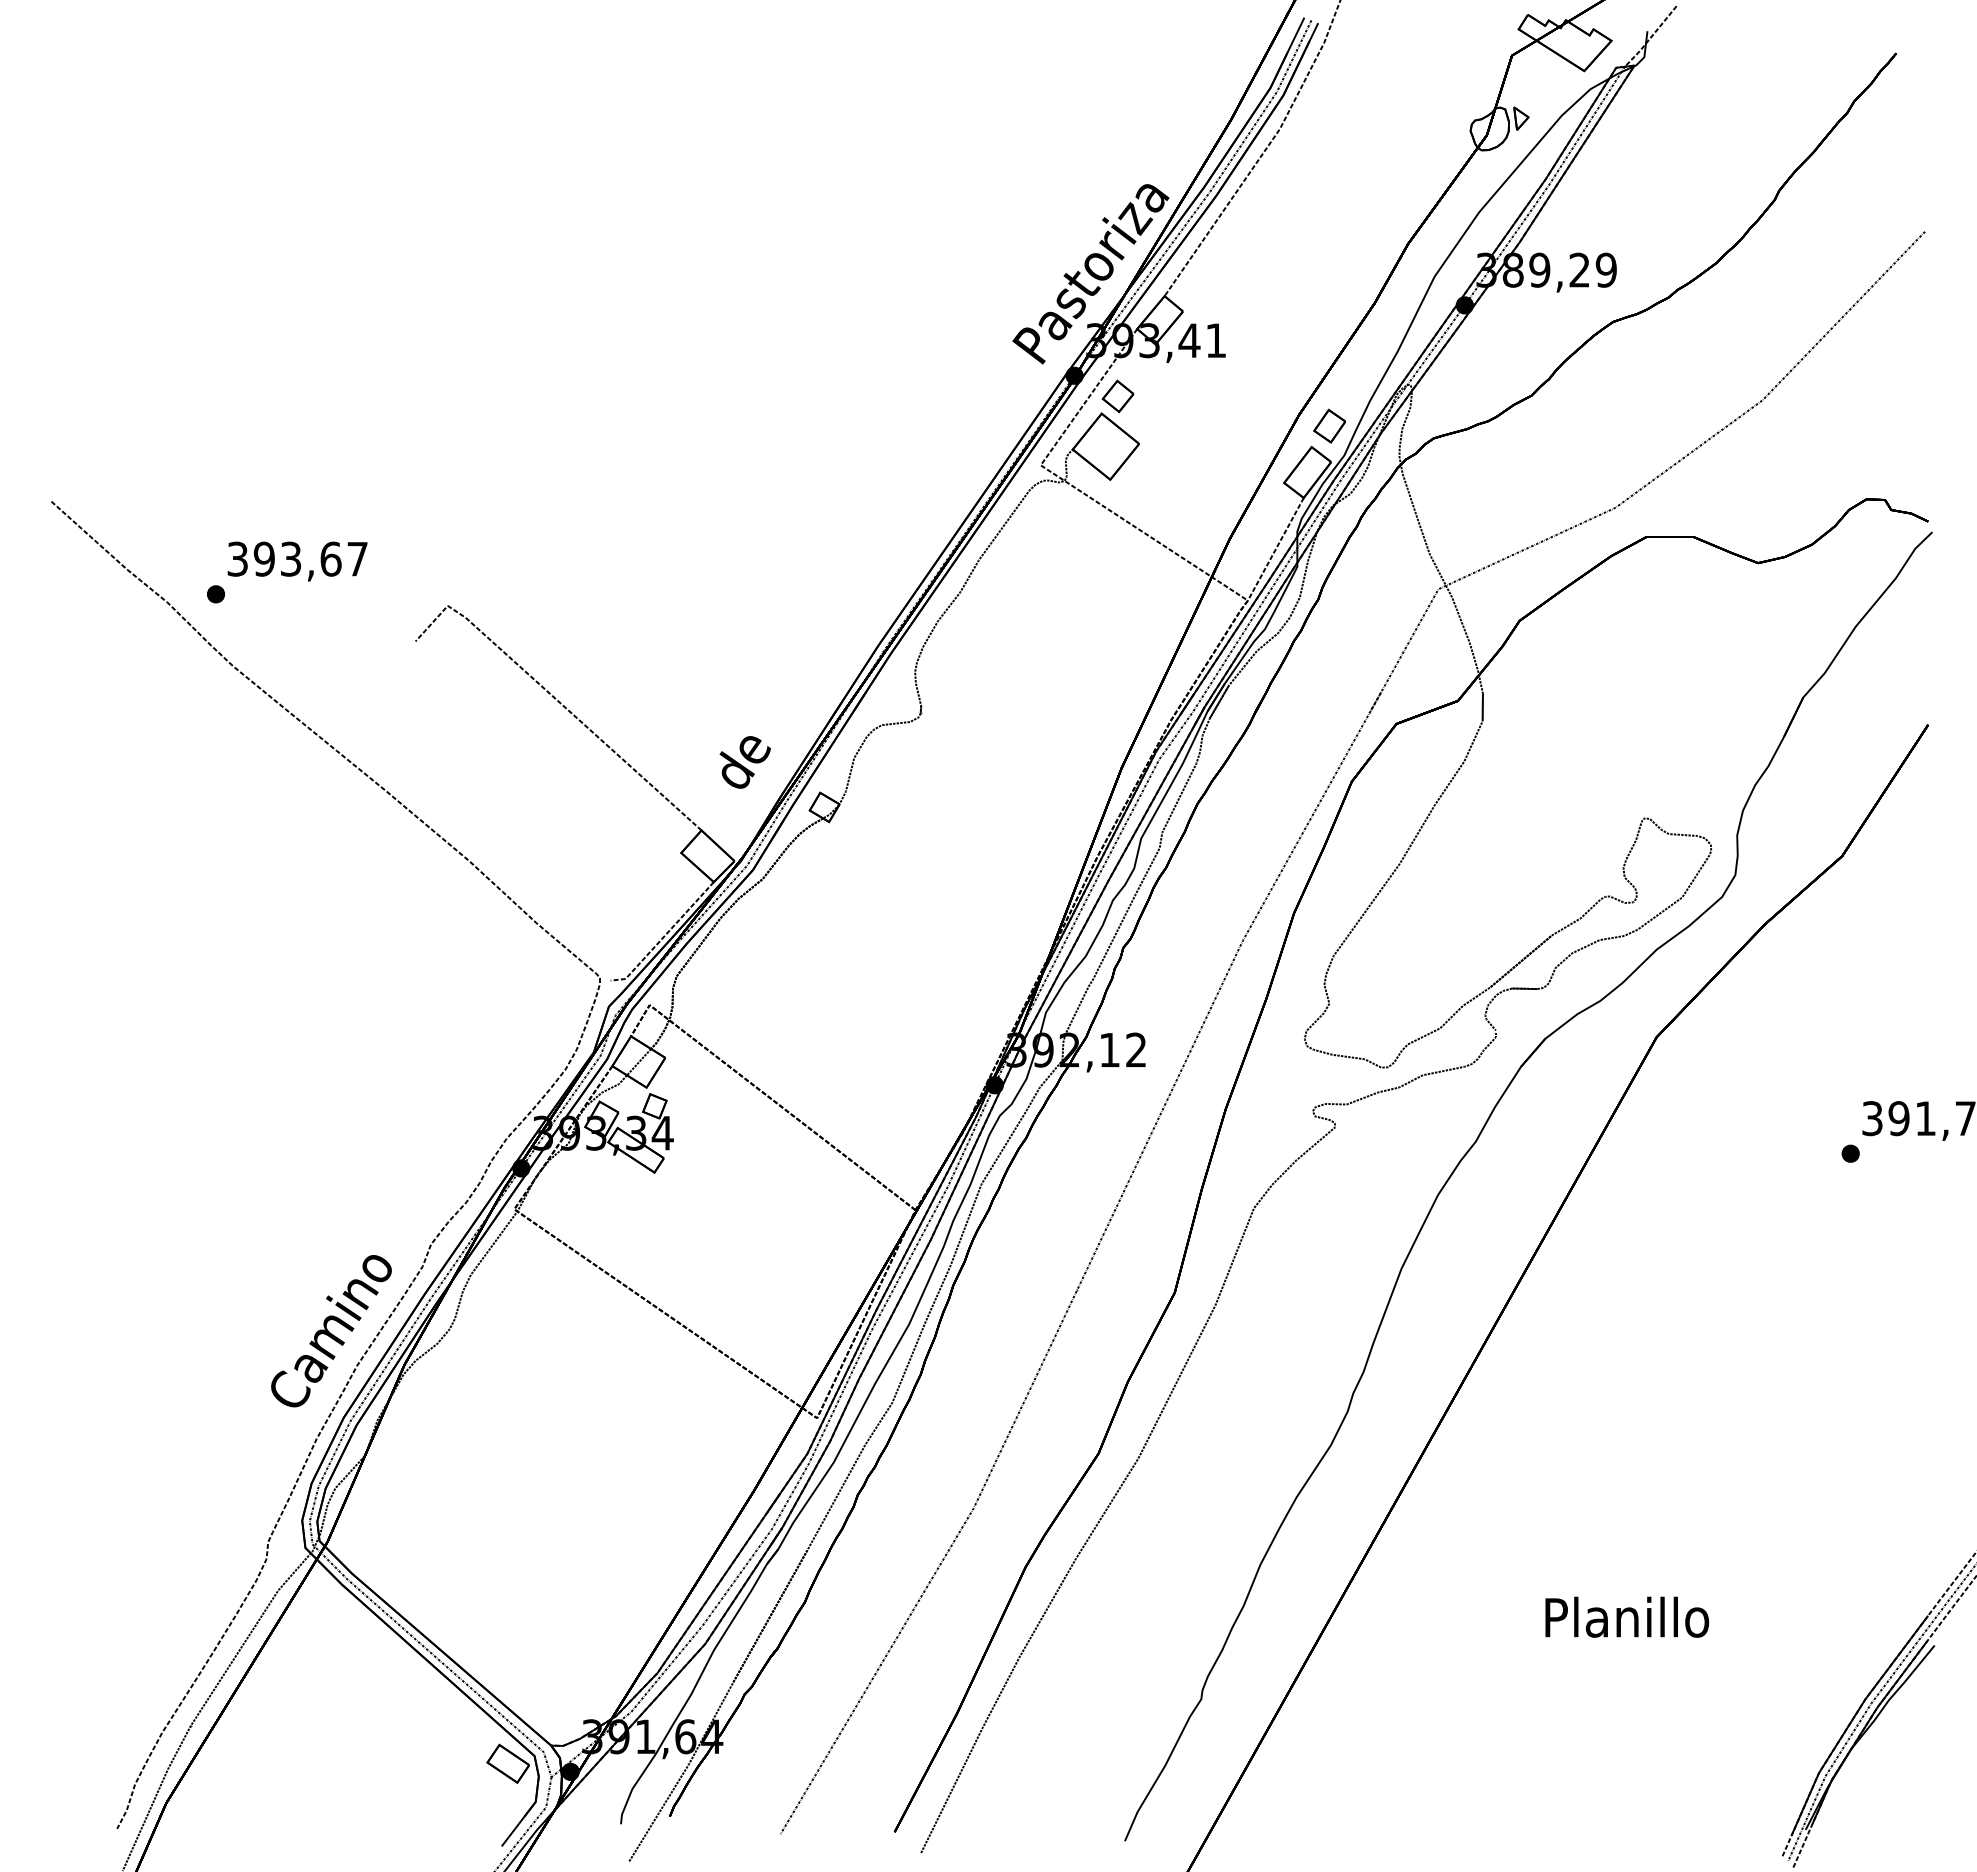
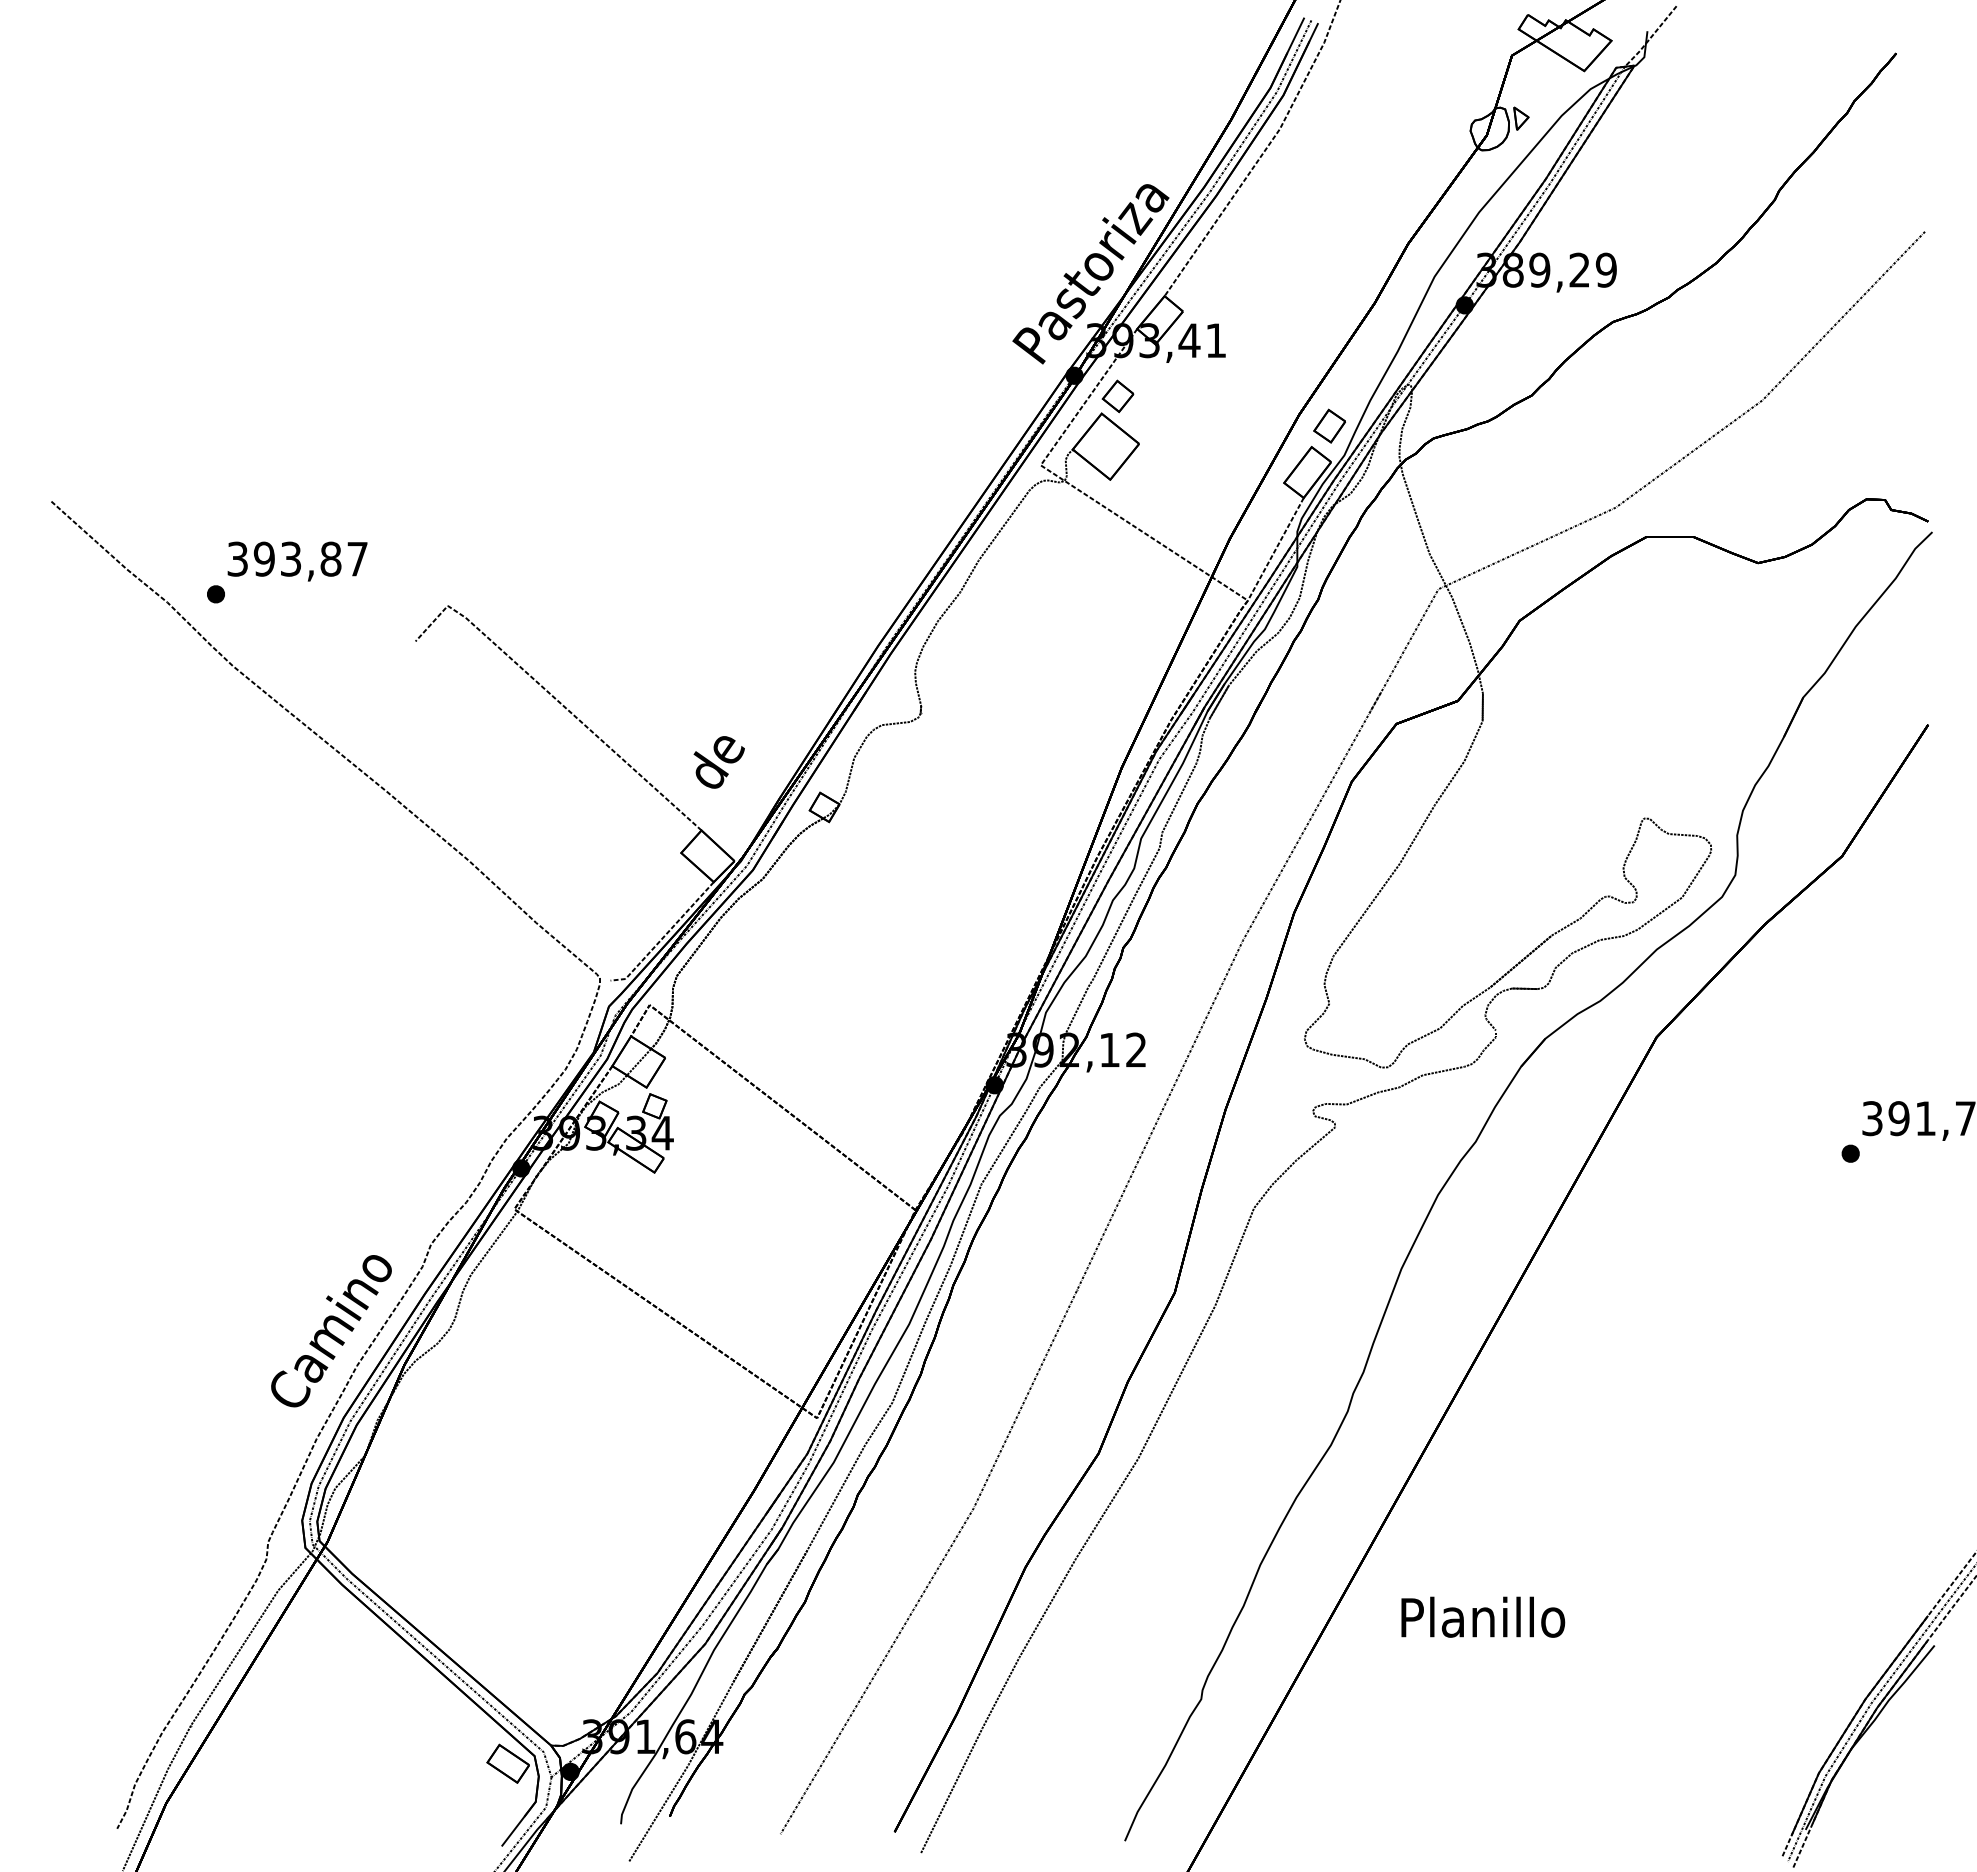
text: 393,67 -> 393,87 (330, 558)
text position: (744, 762) -> (718, 762) (718, 762)
text position: (1627, 1616) -> (1483, 1616) (1483, 1616)
